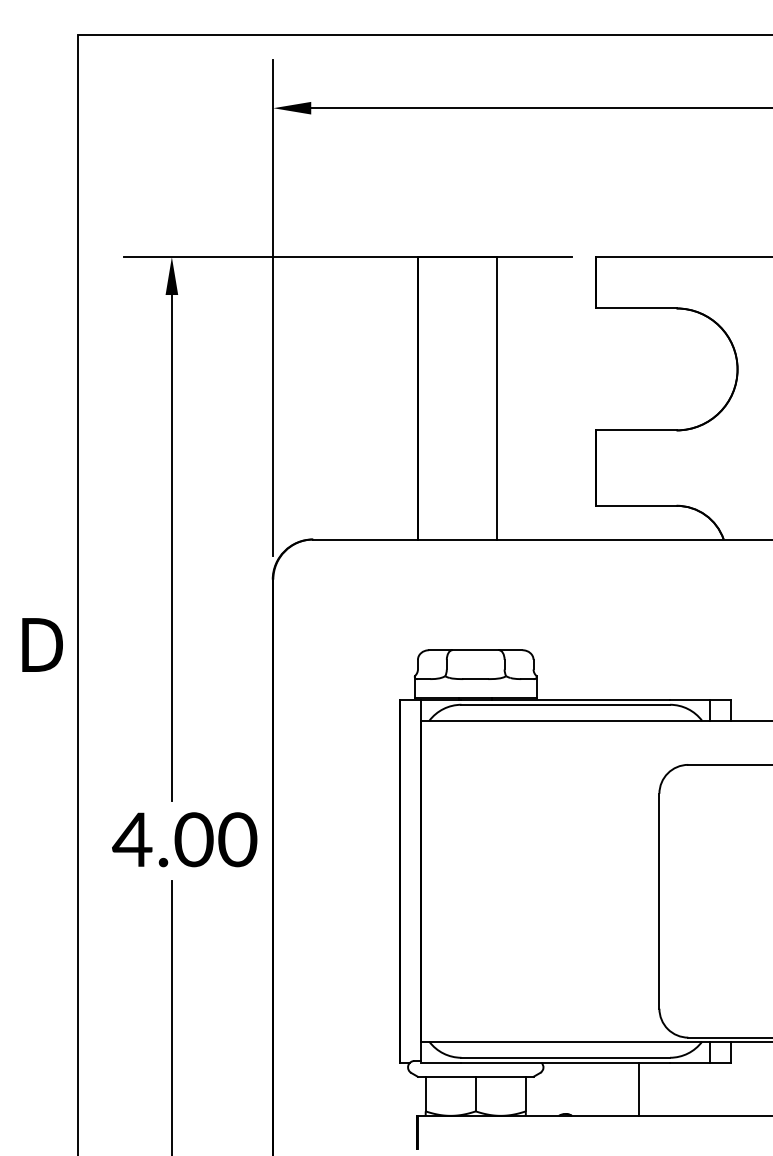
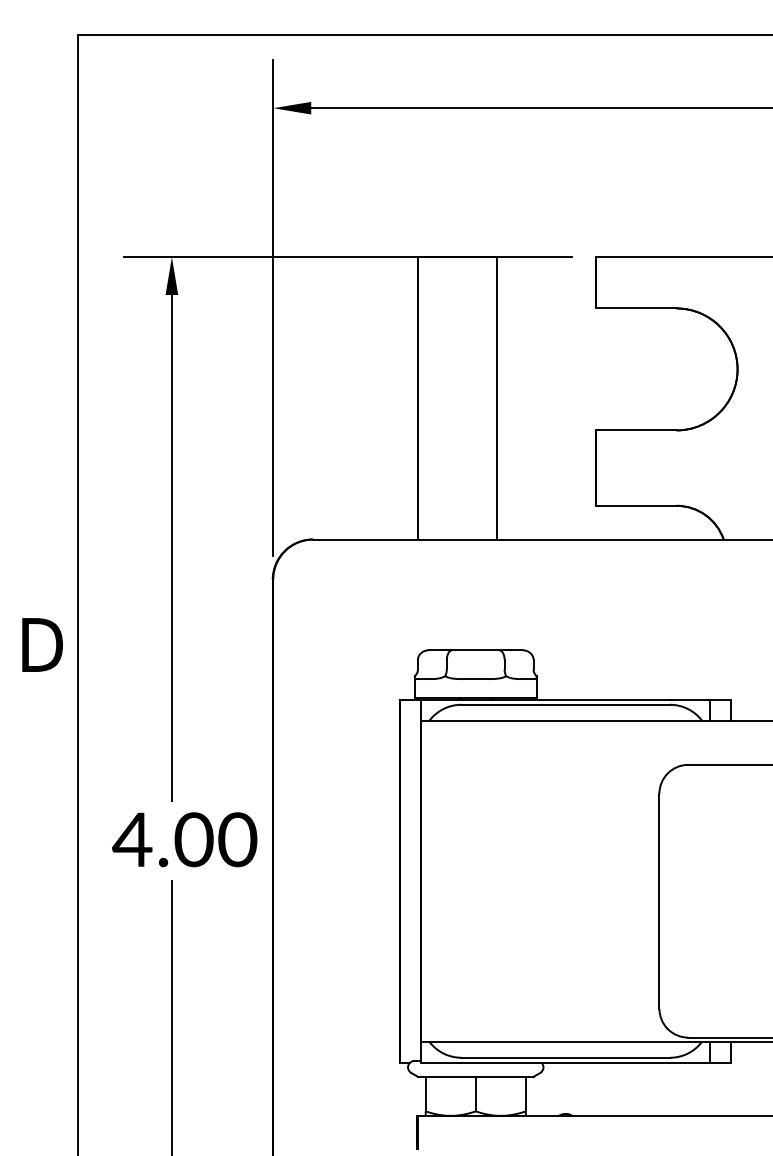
line: present -> none (639, 1088)
